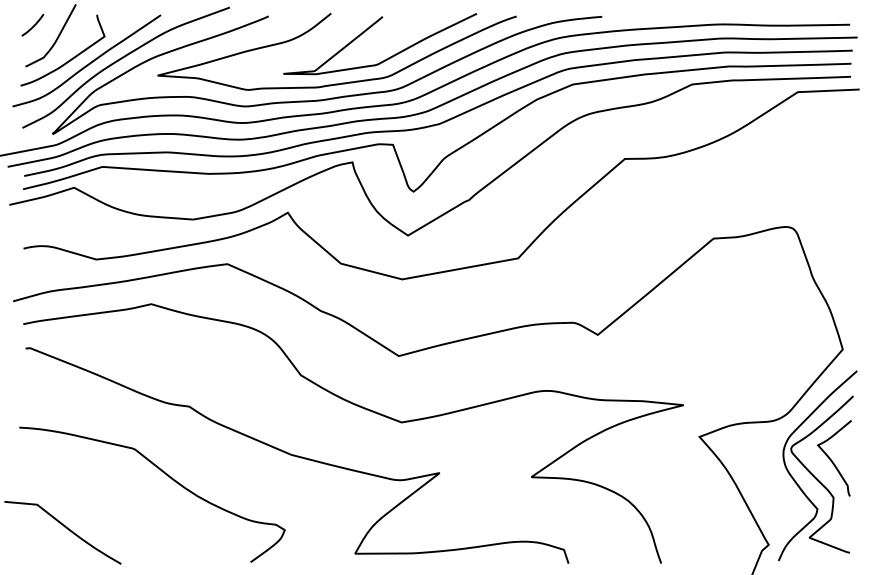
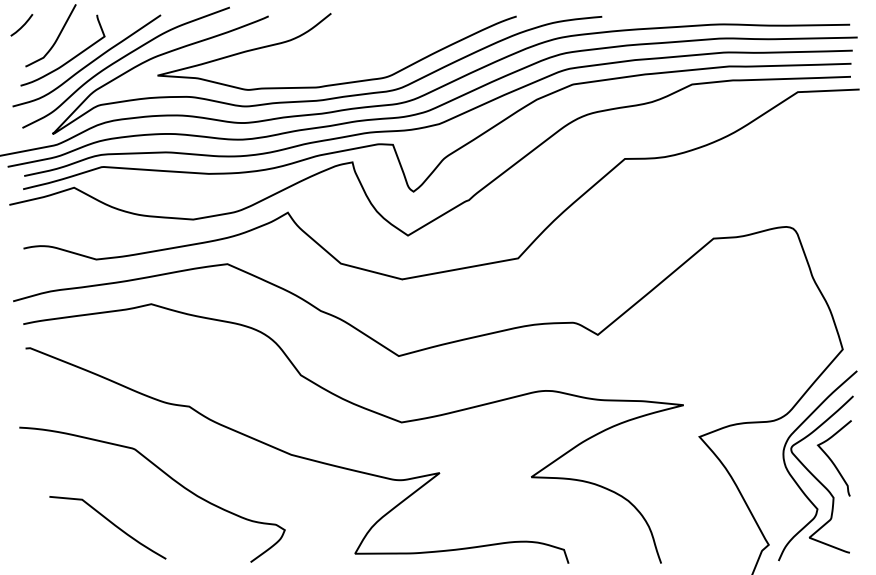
line position: (33, 25) -> (22, 25) (22, 25)
curve: present -> none (386, 58)
curve position: (64, 527) -> (109, 522) (109, 522)
